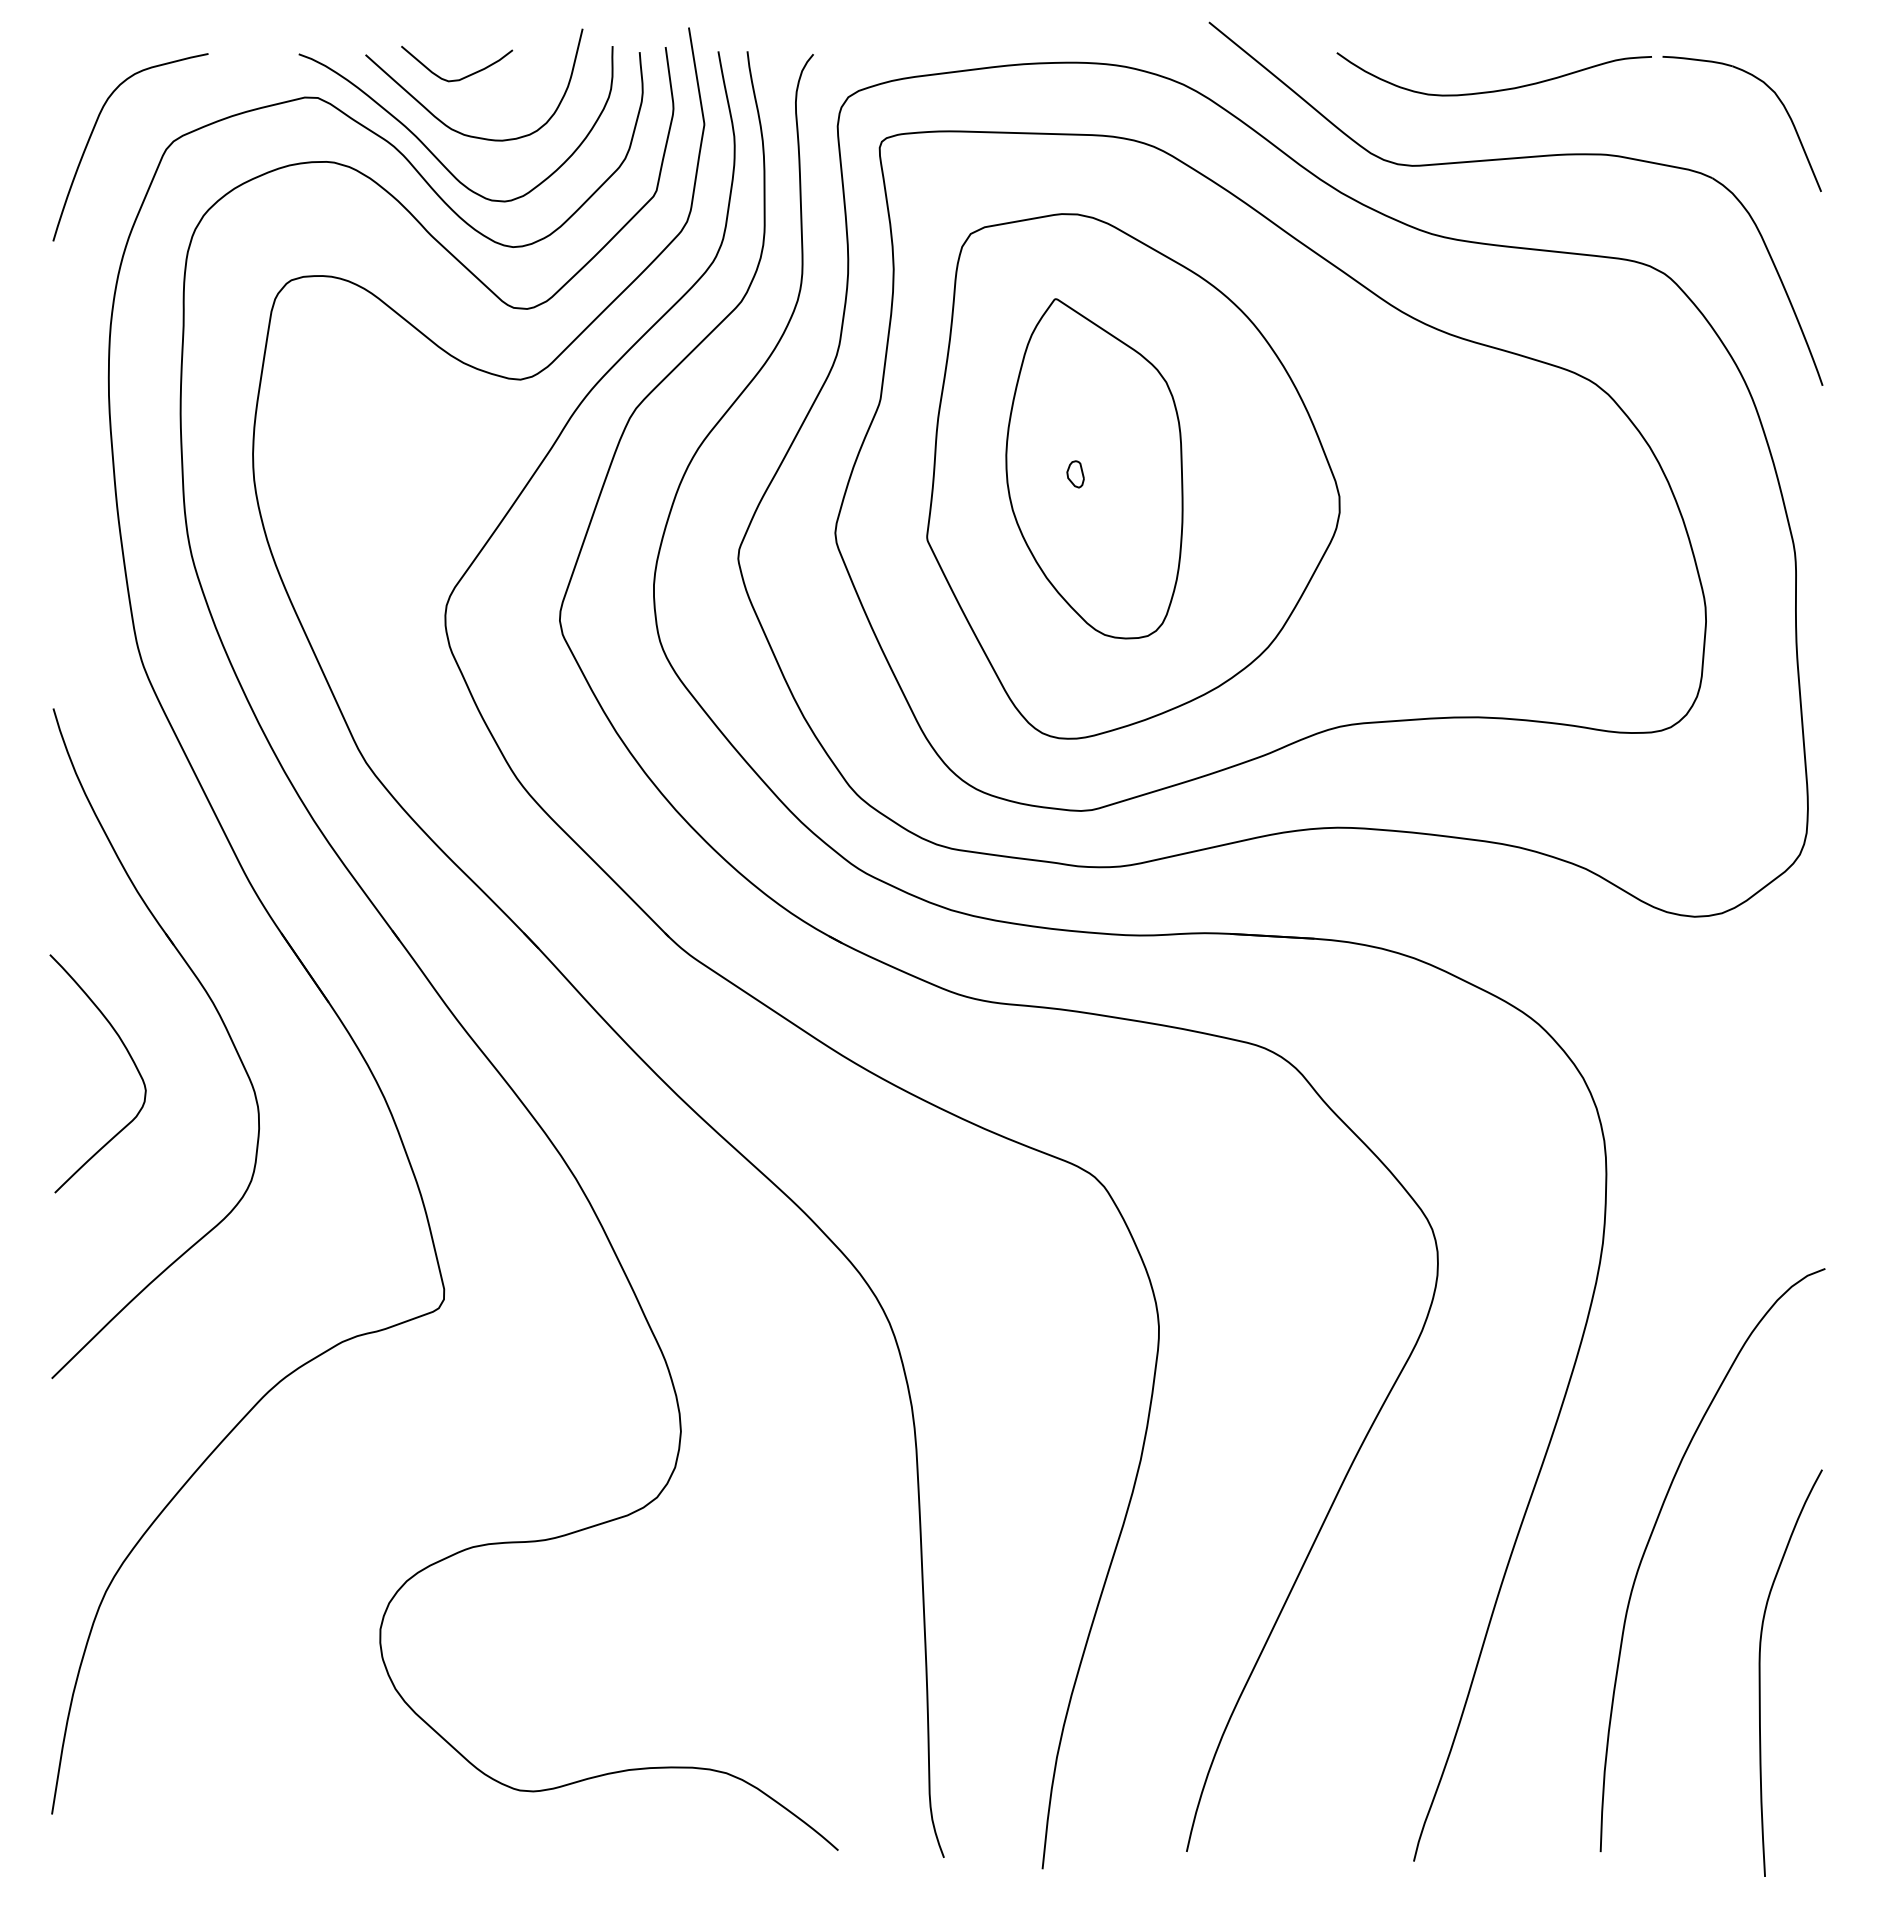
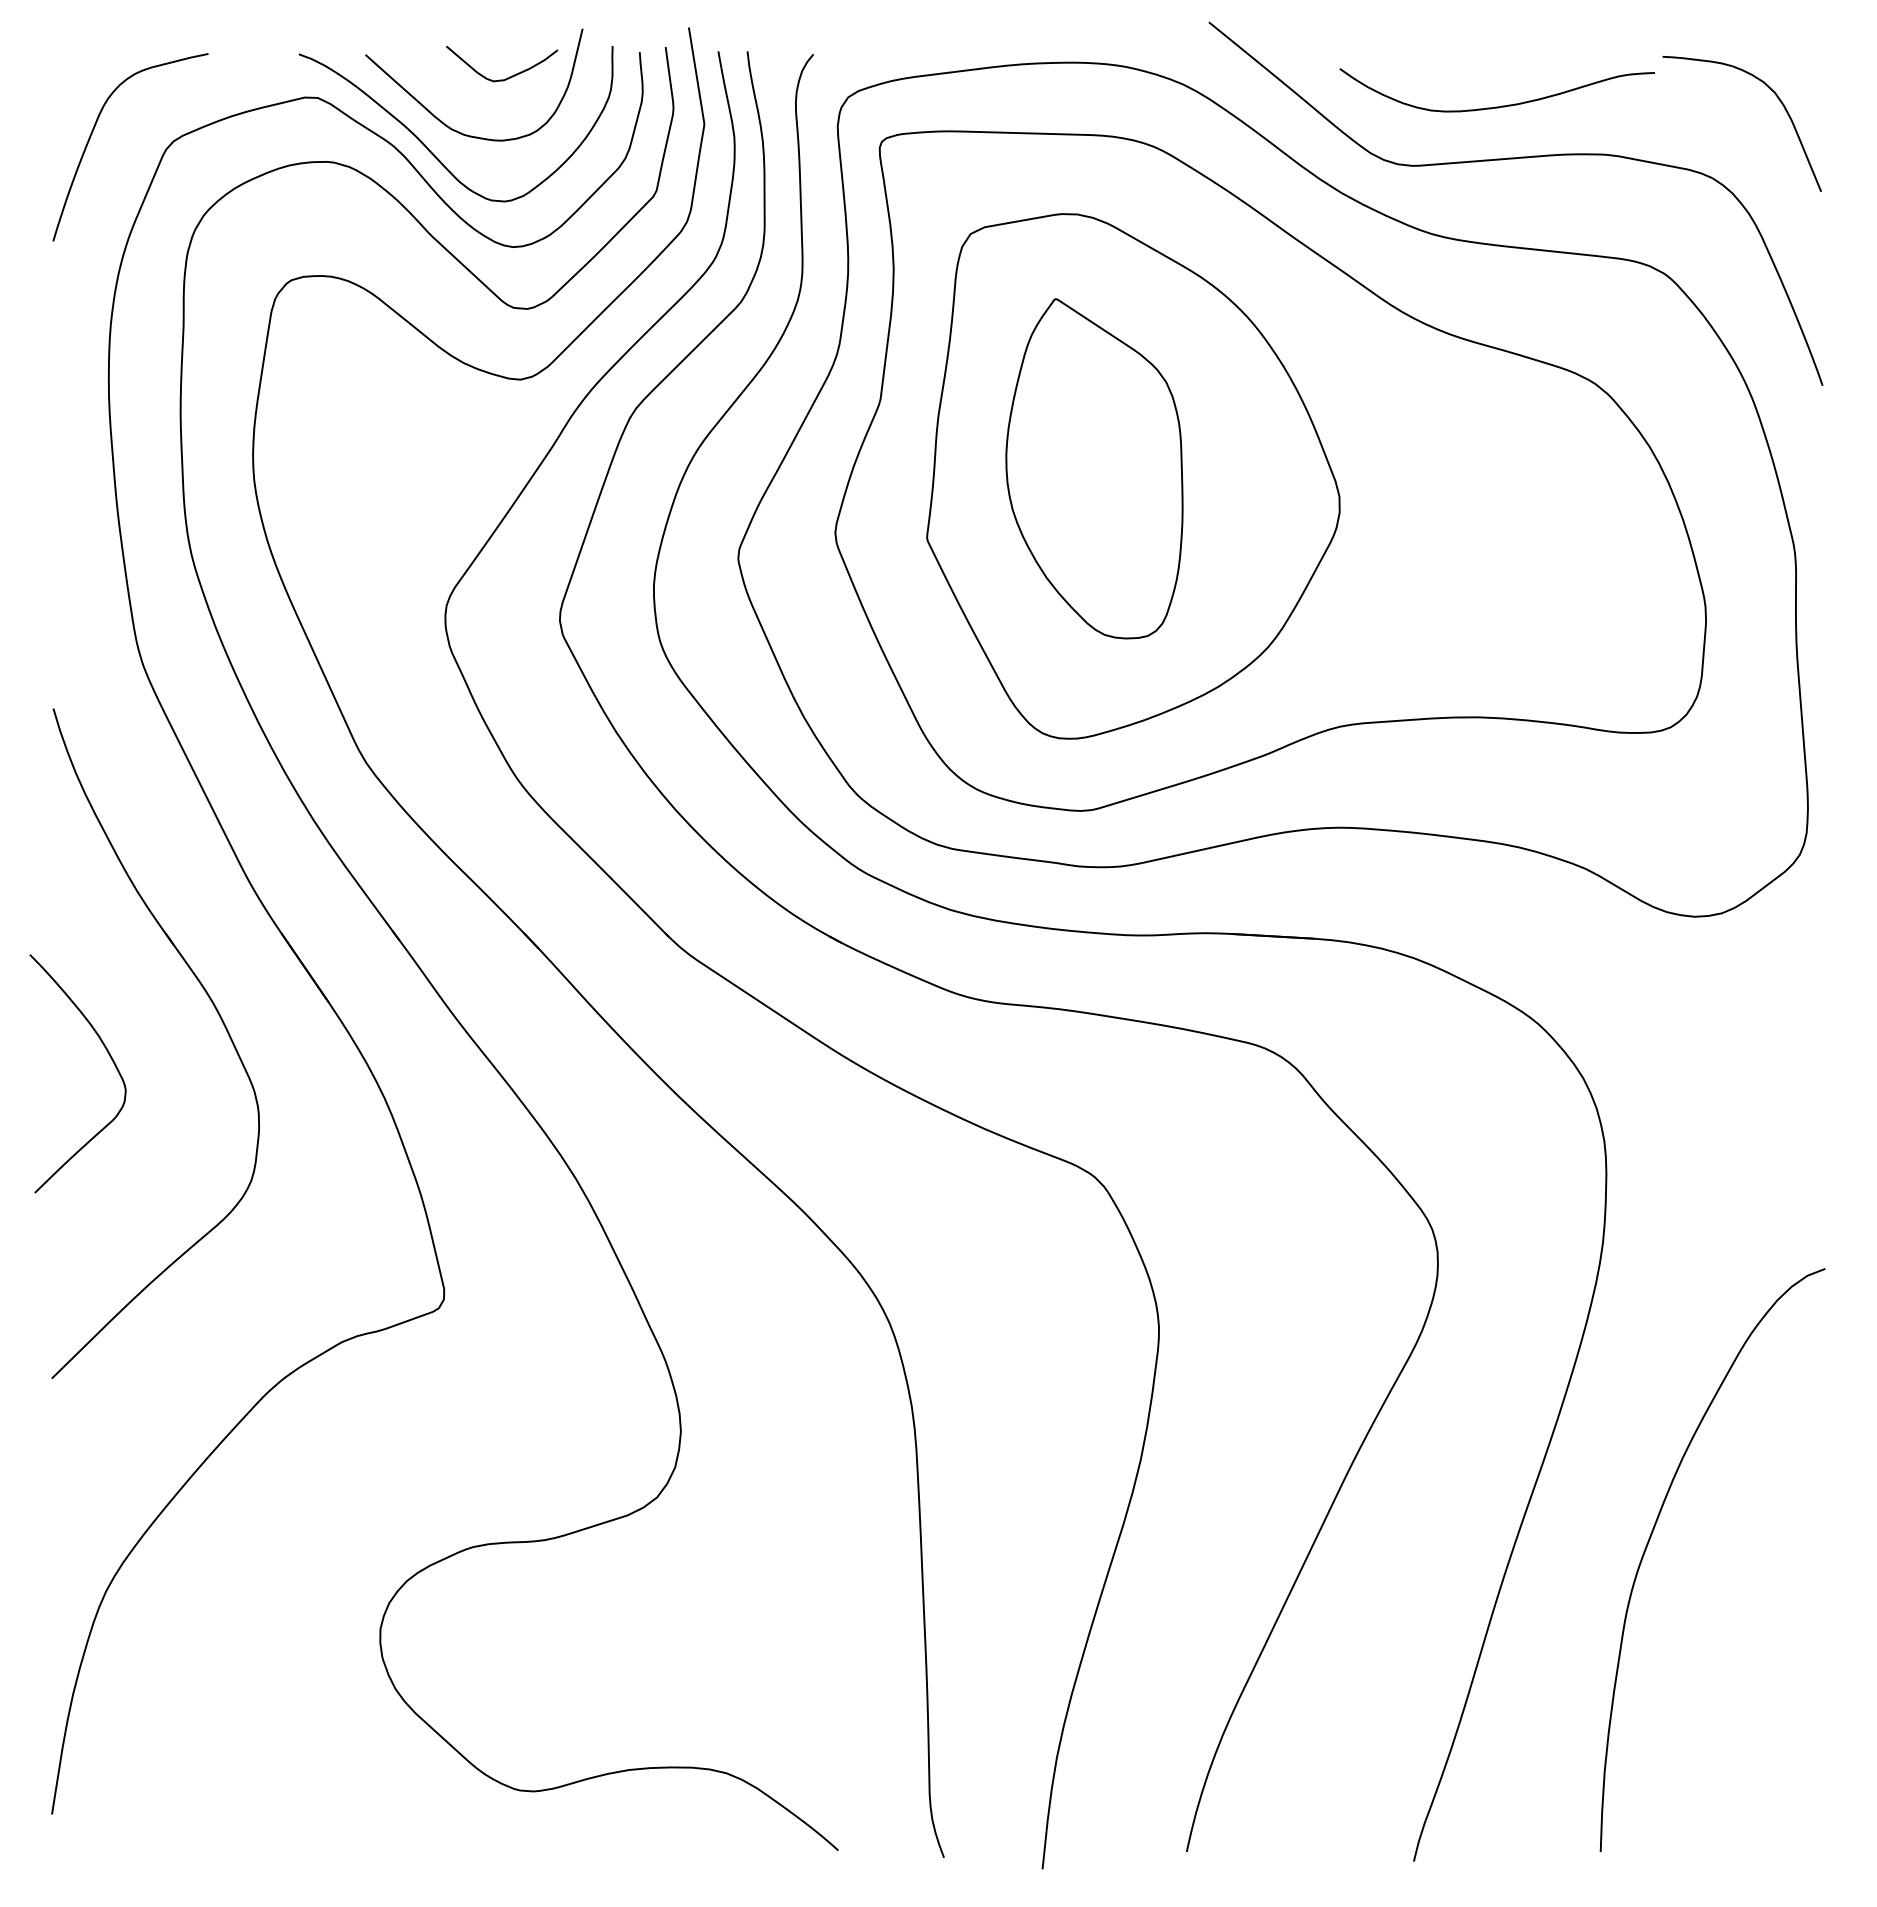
curve position: (464, 76) -> (509, 76) (509, 76)
curve position: (1498, 89) -> (1501, 105) (1501, 105)
part: present -> none (1075, 474)
curve position: (129, 1056) -> (109, 1056) (109, 1056)
curve: present -> none (1760, 1672)
